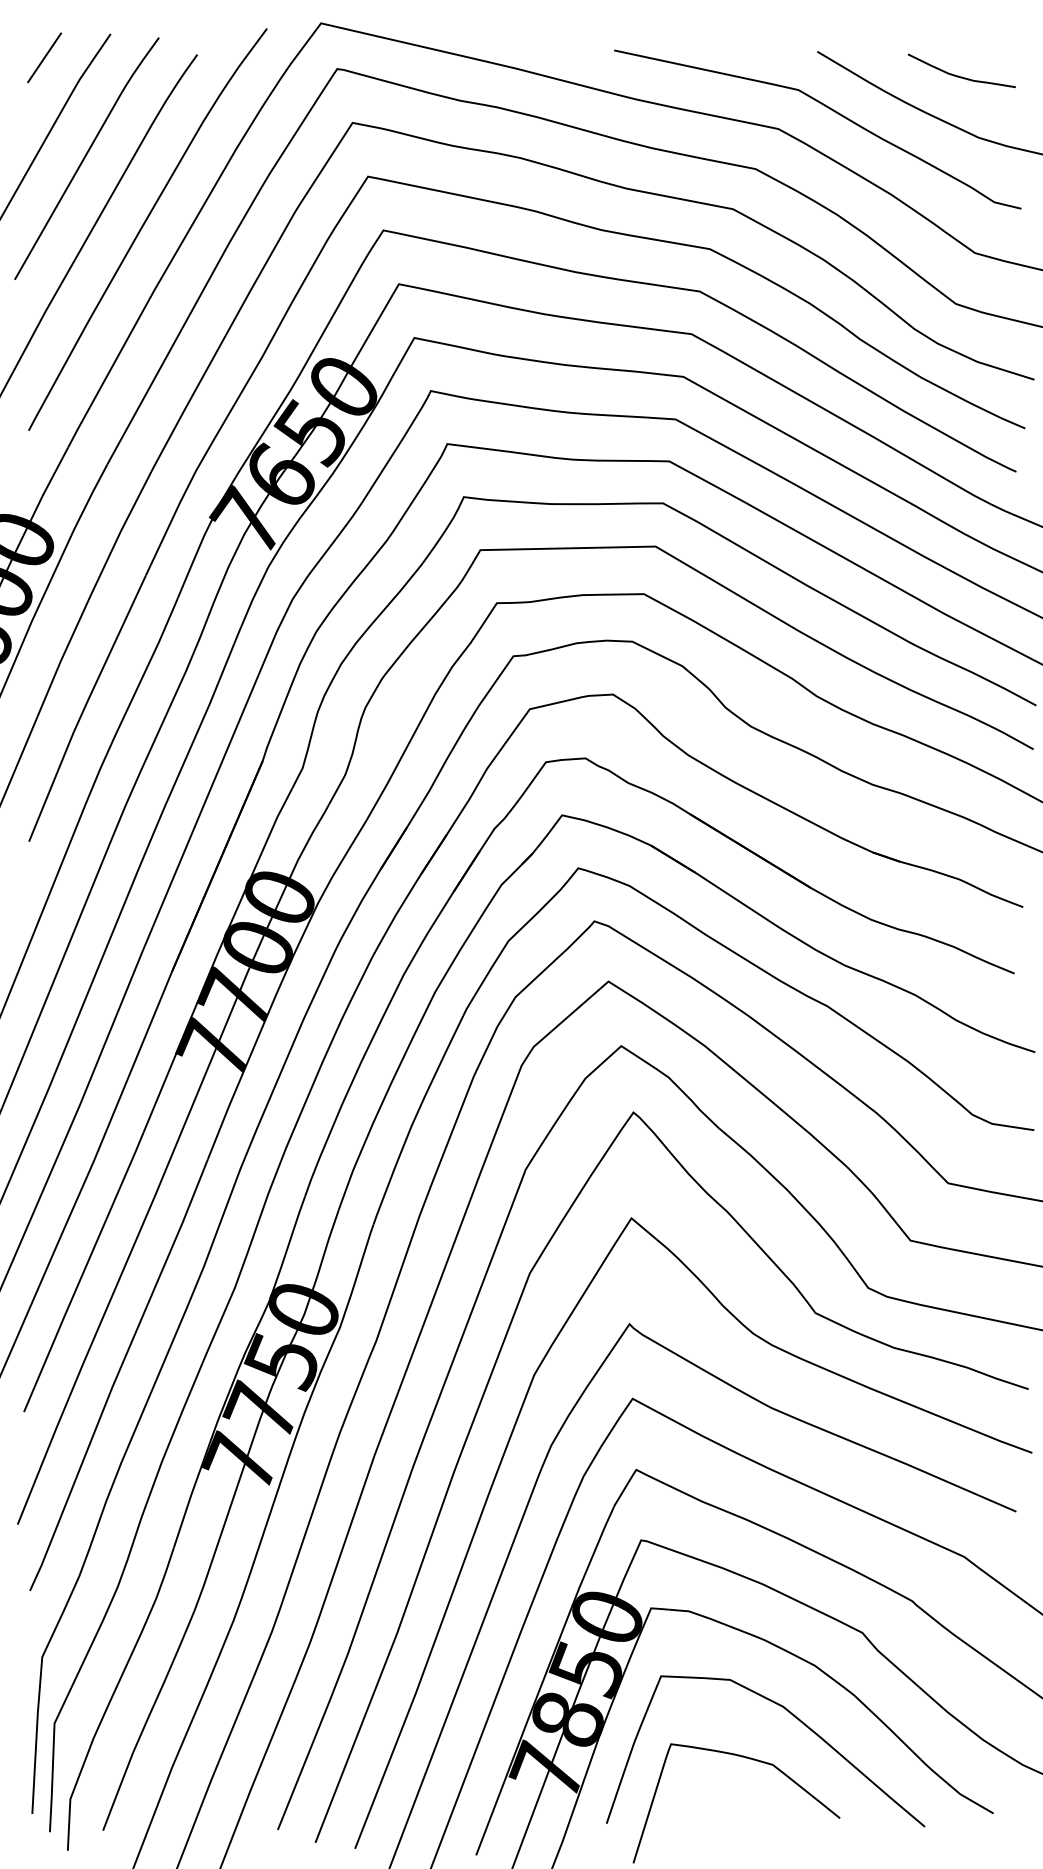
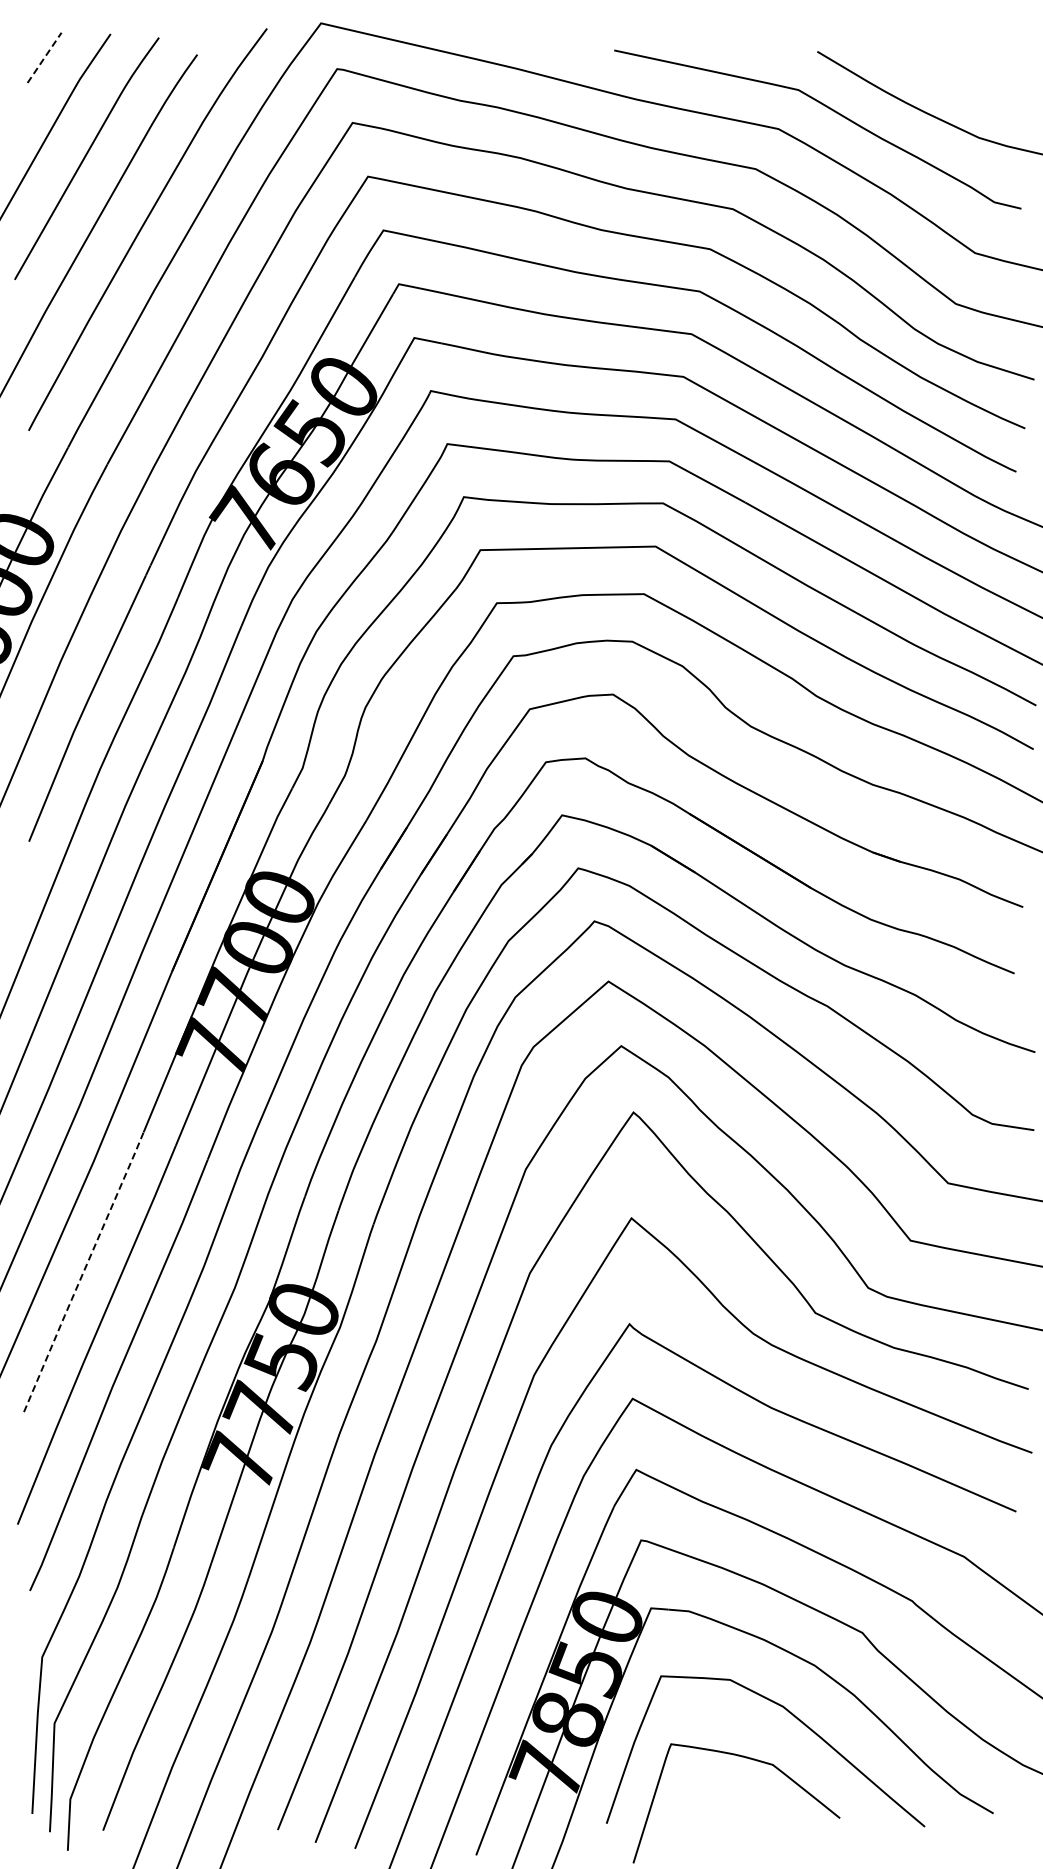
line: solid -> dashed (44, 57)
curve: present -> none (958, 75)
line: solid -> dashed (83, 1271)
